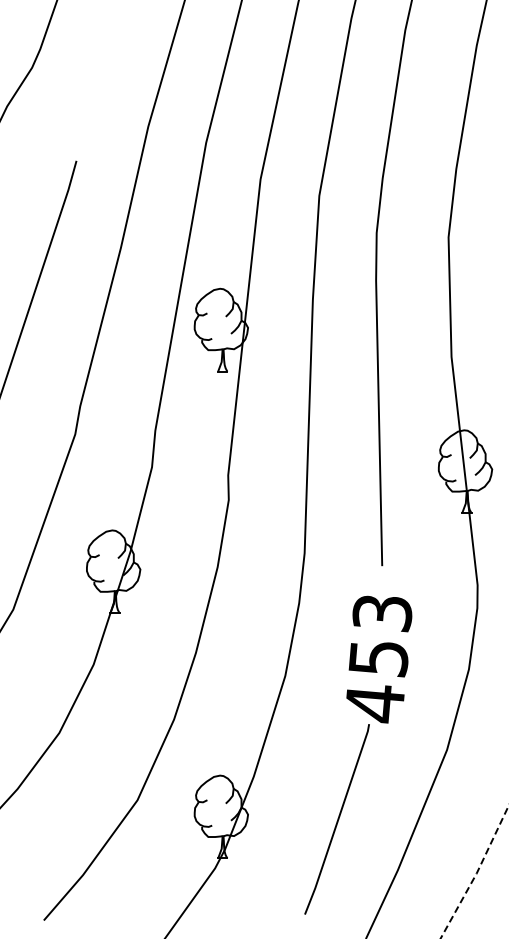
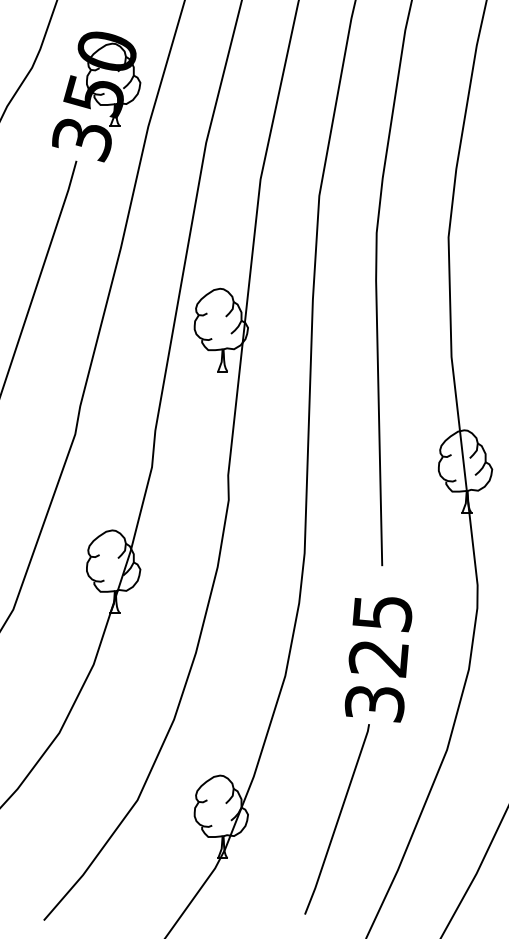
part: none -> present (96, 96)
text: 453 -> 325 (378, 659)
line: dashed -> solid (476, 873)
